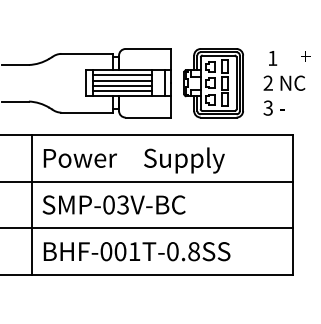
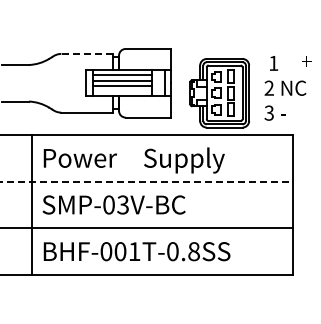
line: solid -> dashed (86, 53)
part position: (213, 83) -> (219, 93) (219, 93)
text position: (286, 83) -> (287, 88) (287, 88)
line: present -> none (121, 91)
line: solid -> dashed (147, 181)
